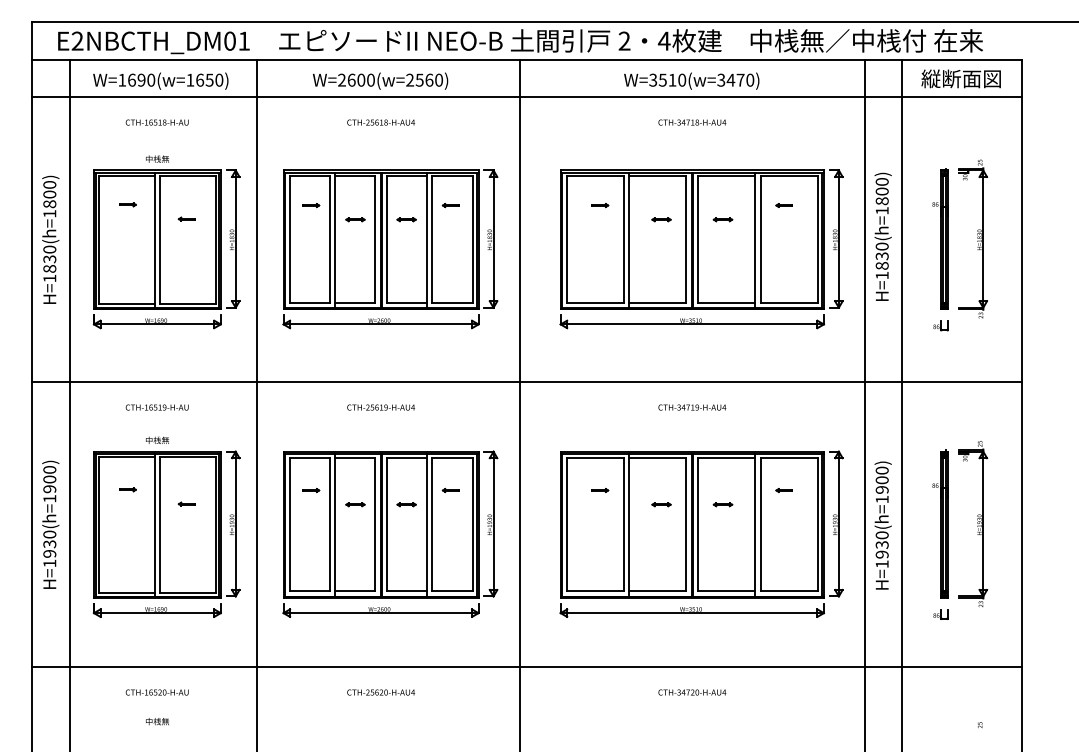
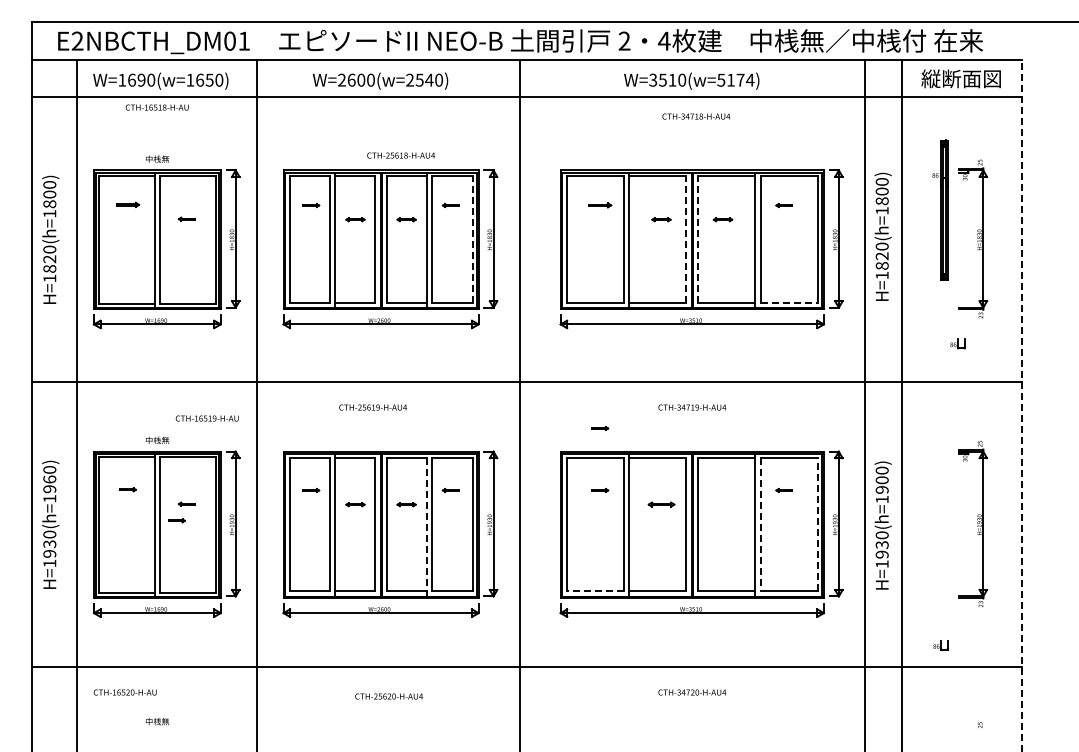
text: W=2600(w=2560) -> W=2600(w=2540) (429, 79)
text: W=3510(w=3470) -> W=3510(w=5174) (735, 79)
text position: (156, 122) -> (156, 107) (156, 107)
text position: (380, 122) -> (400, 155) (400, 155)
text position: (692, 122) -> (696, 116) (696, 116)
part size: 18x6 px -> 25x7 px (128, 204)
part size: 19x6 px -> 25x7 px (600, 205)
part position: (940, 238) -> (940, 209) (940, 209)
line: solid -> dashed (472, 239)
line: solid -> dashed (686, 239)
line: solid -> dashed (698, 239)
text: H=1830(h=1800) -> H=1820(h=1800) (882, 256)
text: H=1830(h=1800) -> H=1820(h=1800) (50, 259)
line: solid -> dashed (789, 302)
part position: (940, 325) -> (957, 343) (957, 343)
line position: (69, 403) -> (76, 403) (76, 403)
line: solid -> dashed (1022, 405)
text position: (156, 407) -> (206, 418) (206, 418)
text position: (380, 407) -> (372, 407) (372, 407)
part: none -> present (600, 428)
text: H=1930(h=1900) -> H=1930(h=1960) (49, 479)
part size: 21x6 px -> 29x7 px (661, 504)
part: present -> none (722, 504)
part: none -> present (176, 520)
part: present -> none (940, 523)
line: solid -> dashed (760, 524)
line: solid -> dashed (817, 524)
line: solid -> dashed (427, 525)
line: solid -> dashed (595, 591)
part position: (940, 614) -> (940, 645) (940, 645)
text position: (156, 692) -> (124, 692) (124, 692)
text position: (380, 692) -> (388, 696) (388, 696)
